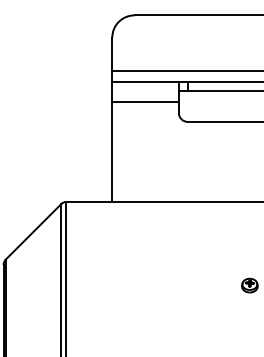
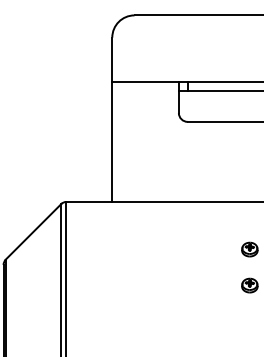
line: present -> none (186, 70)
line: present -> none (145, 101)
part: none -> present (249, 249)
